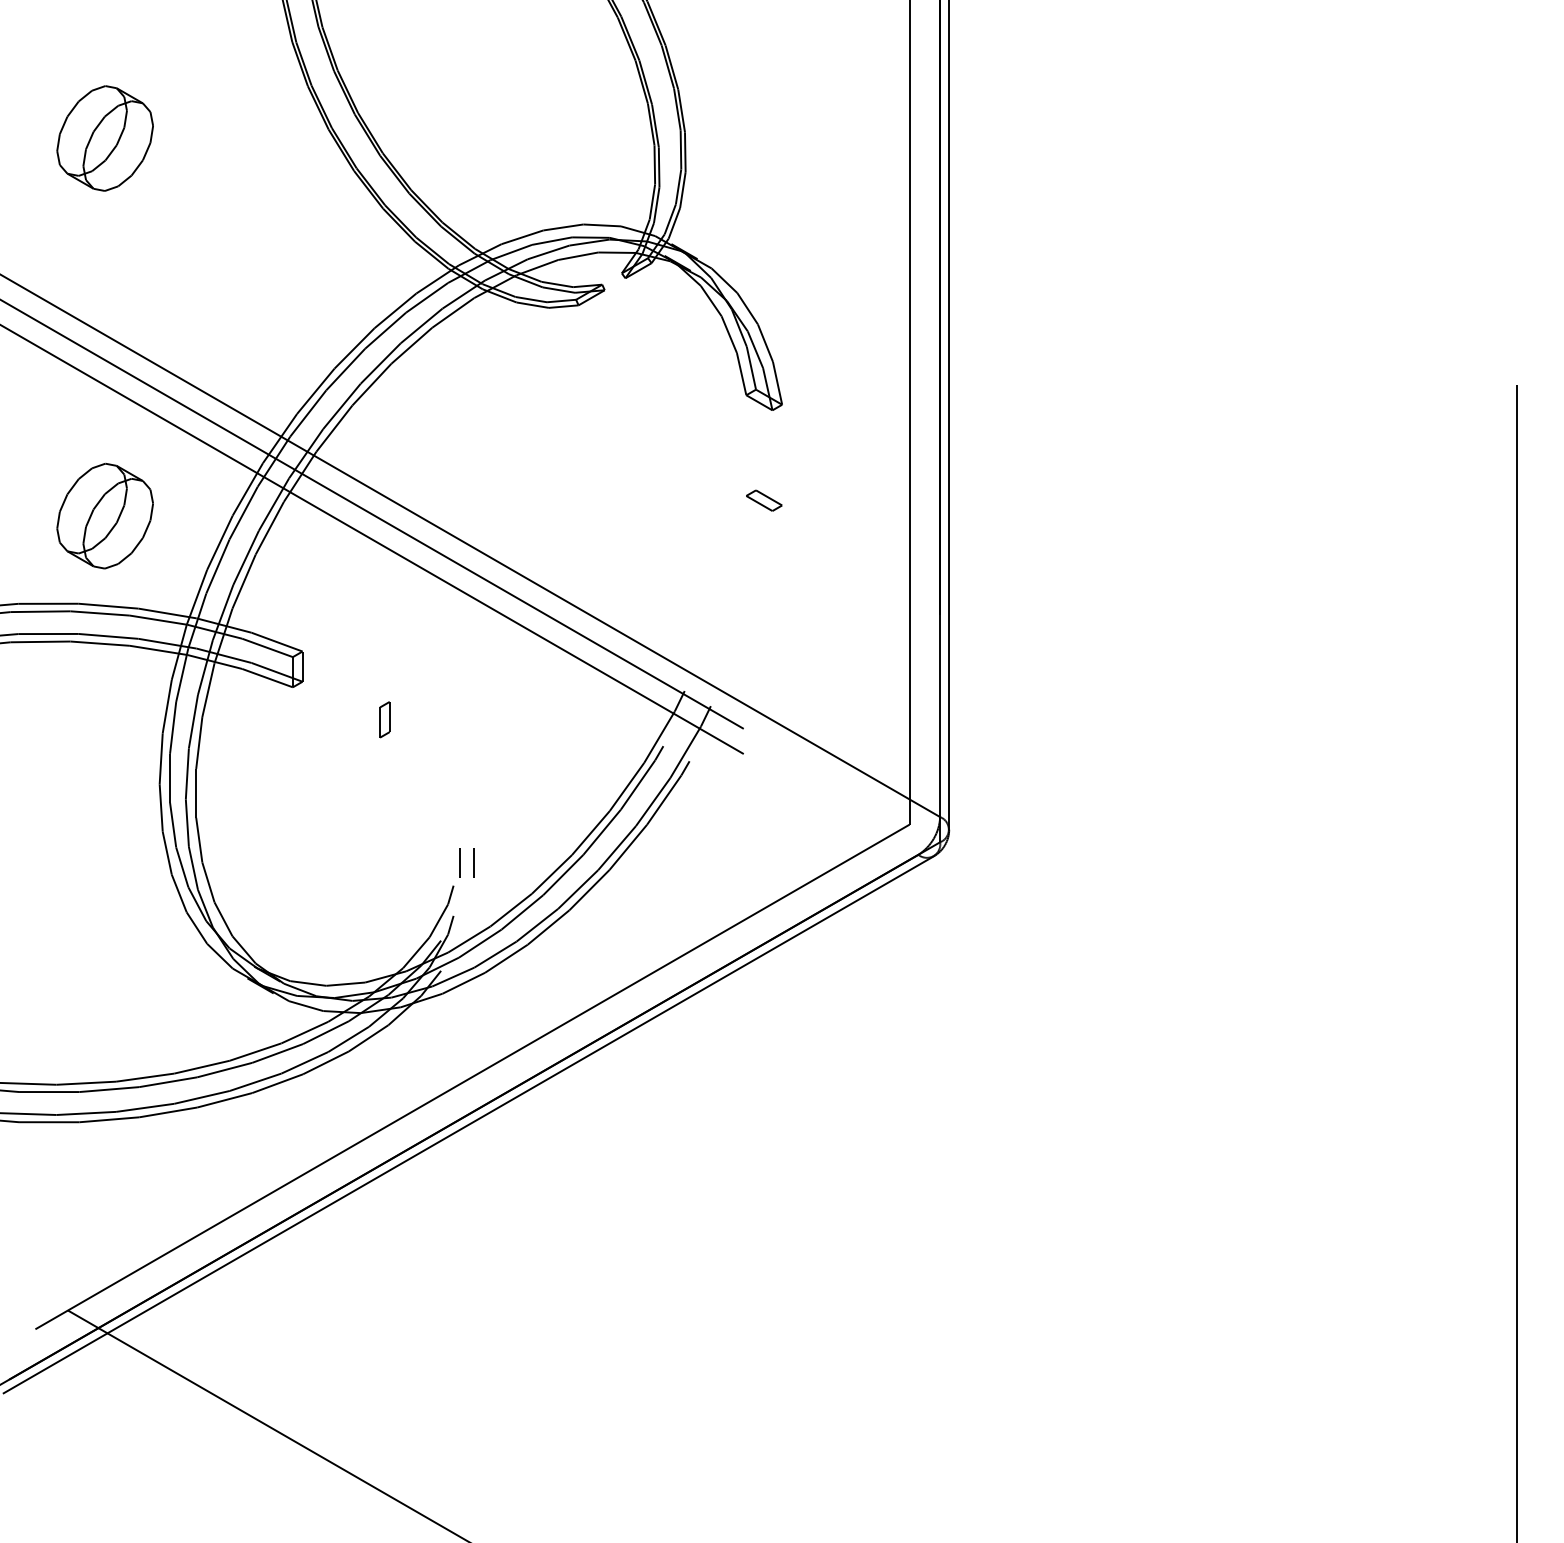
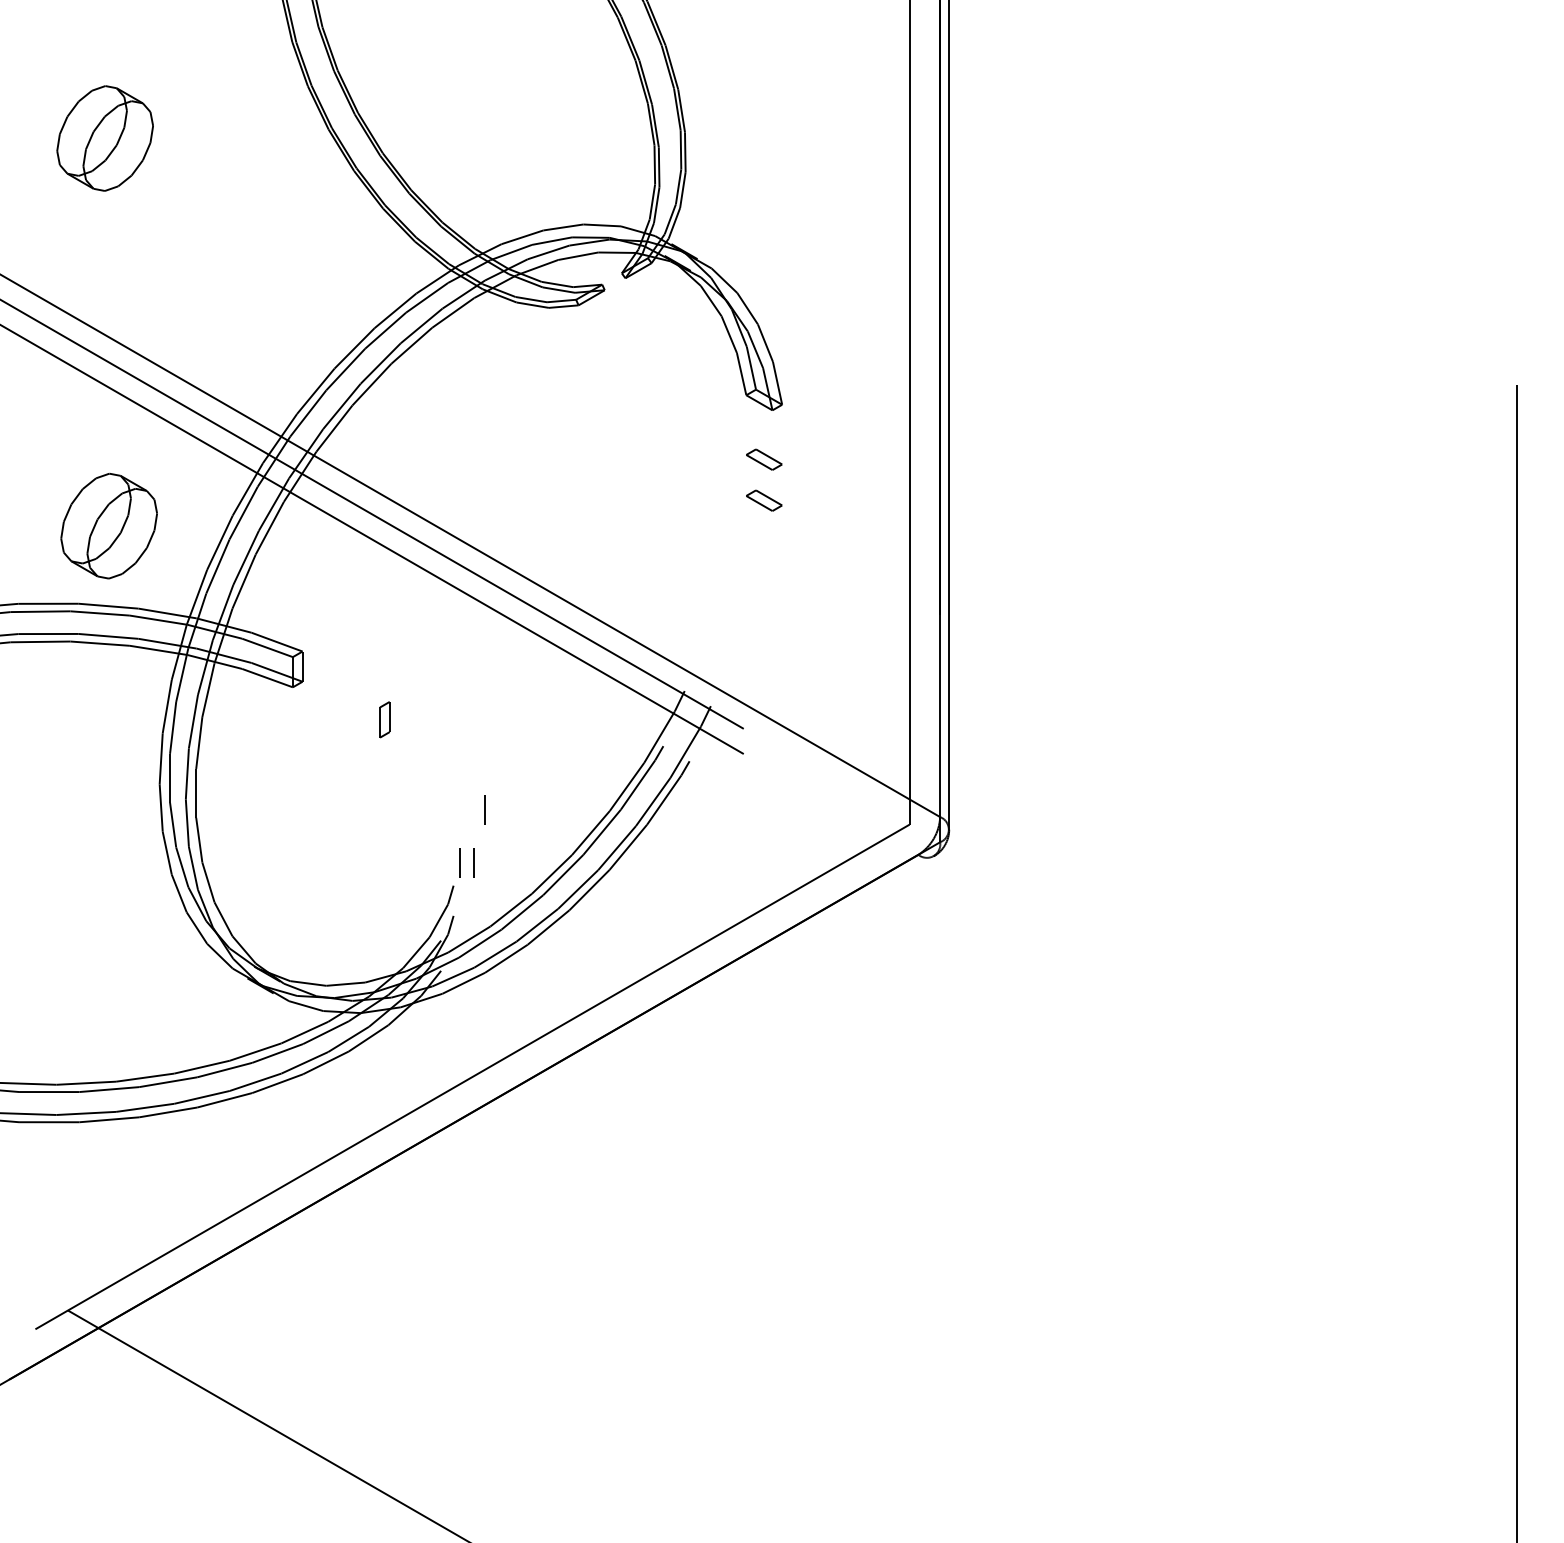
part: none -> present (764, 459)
part position: (104, 515) -> (108, 525) (108, 525)
line: none -> present (484, 809)
line: present -> none (467, 1124)
